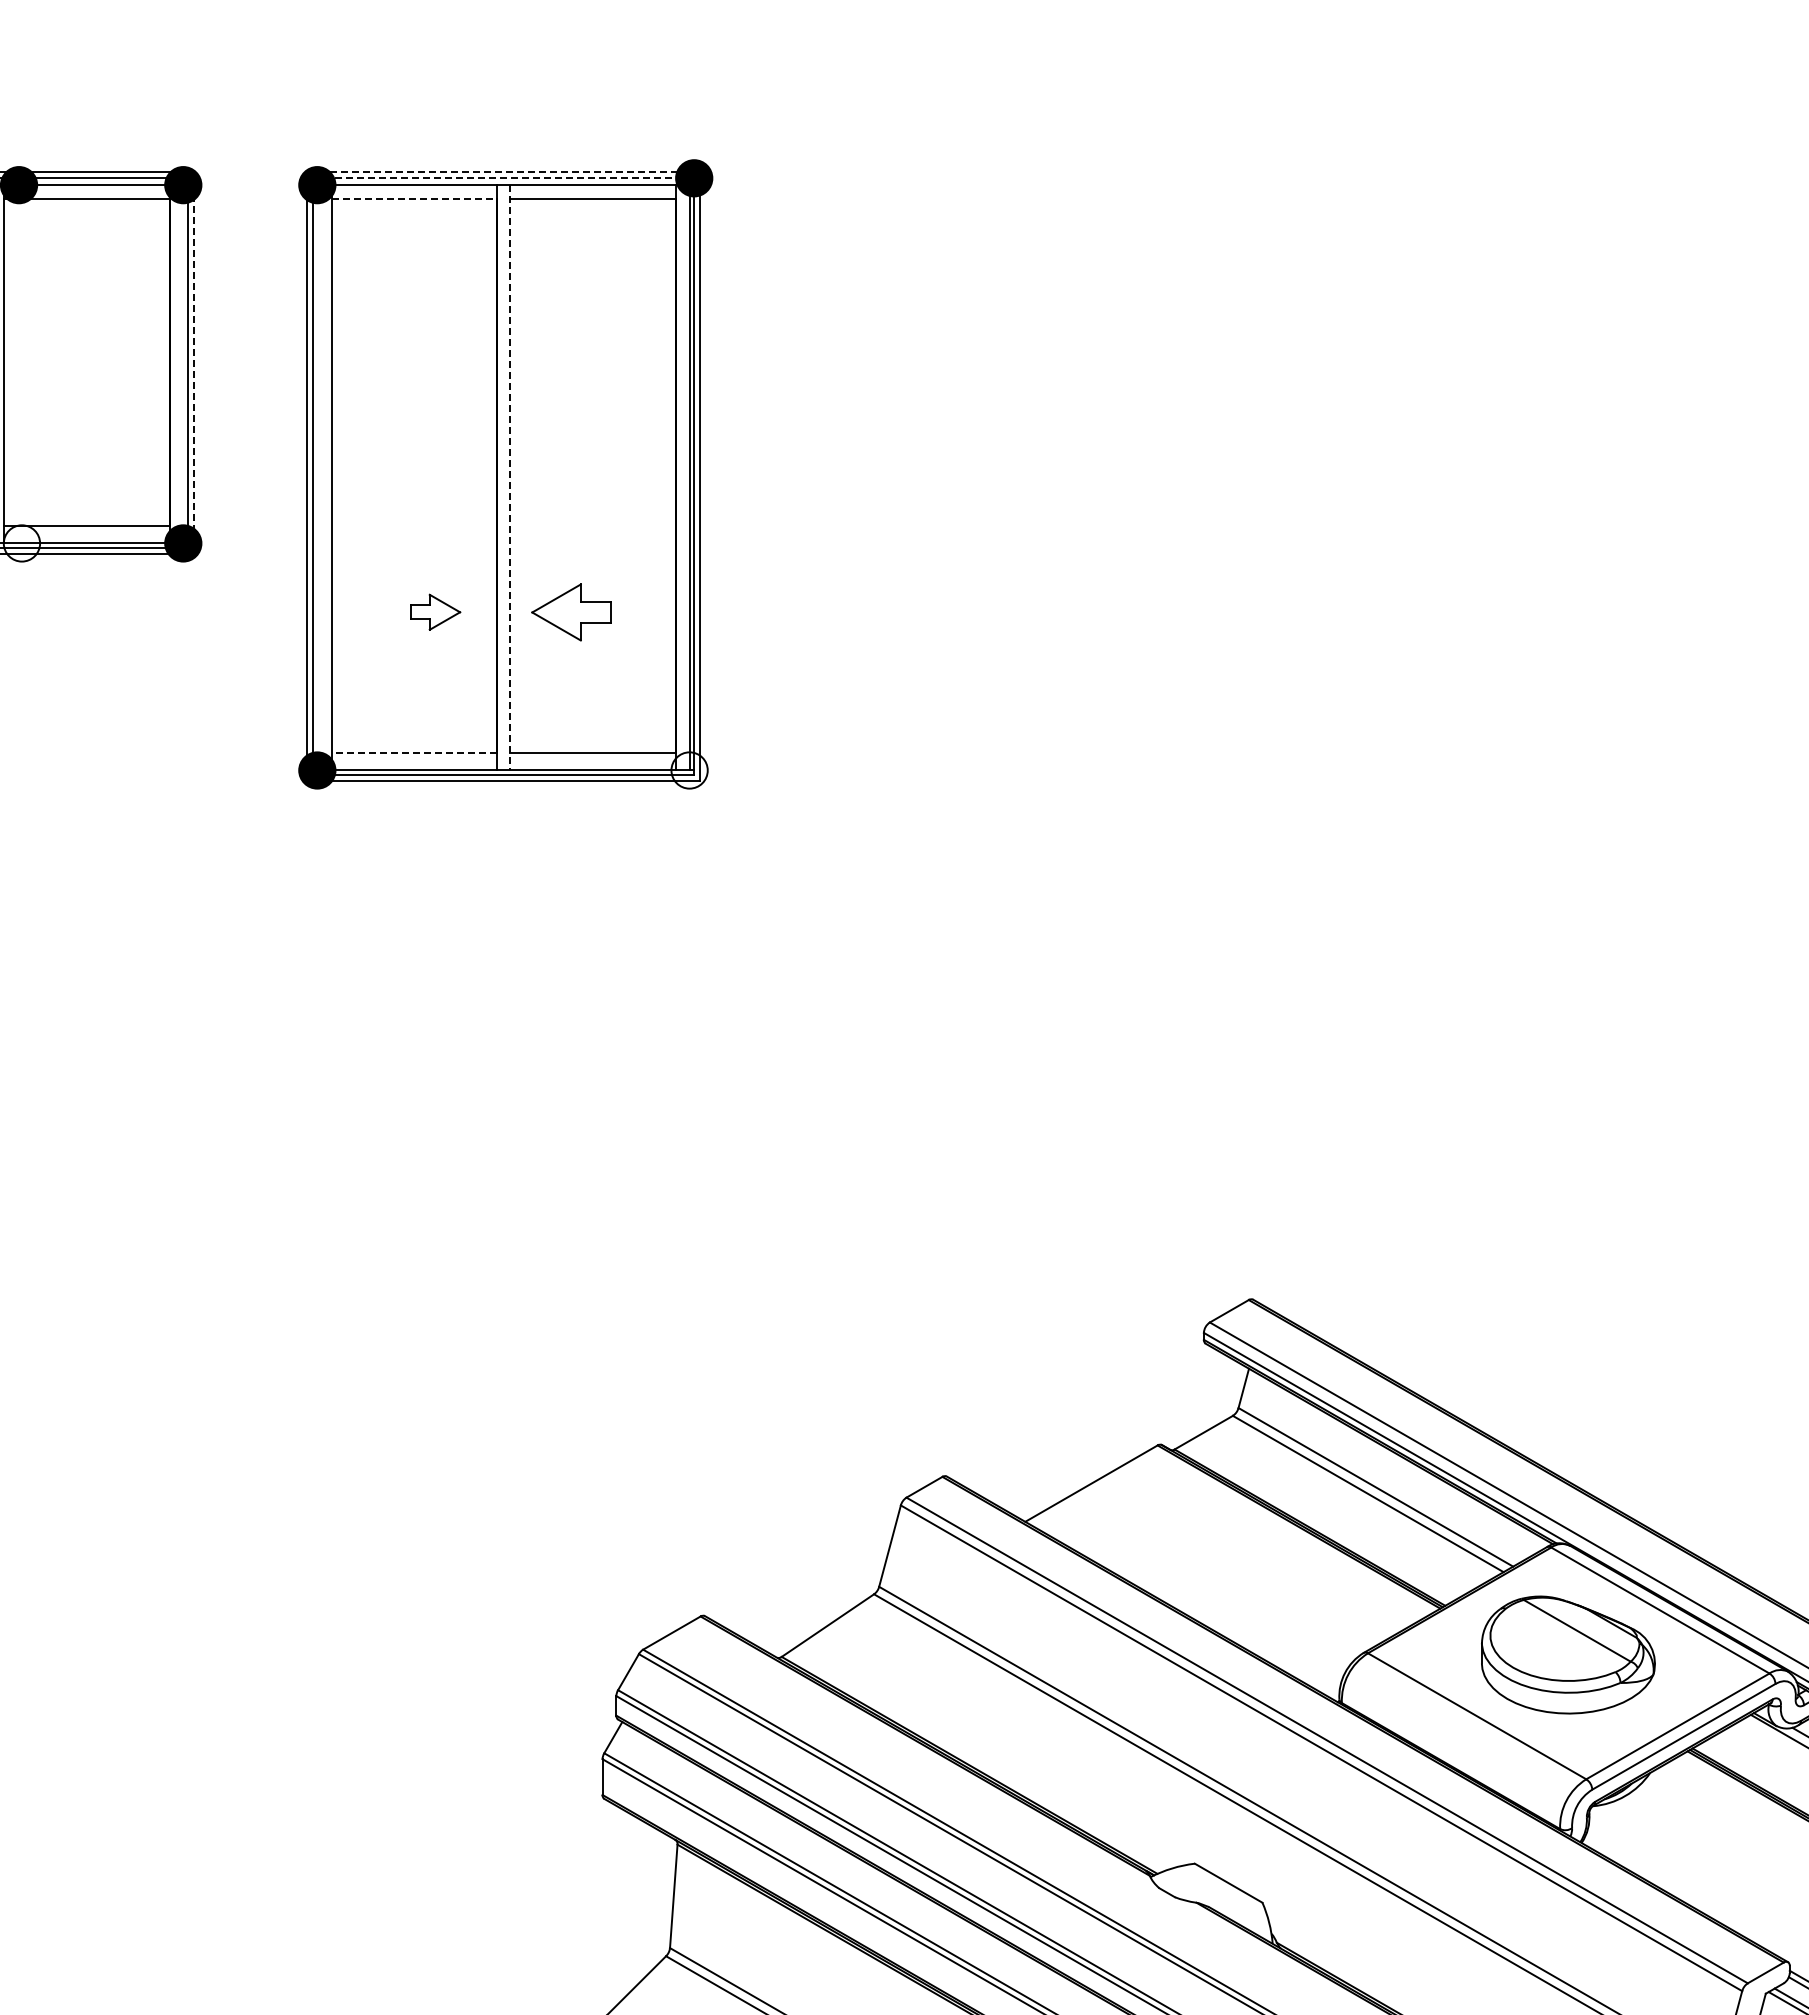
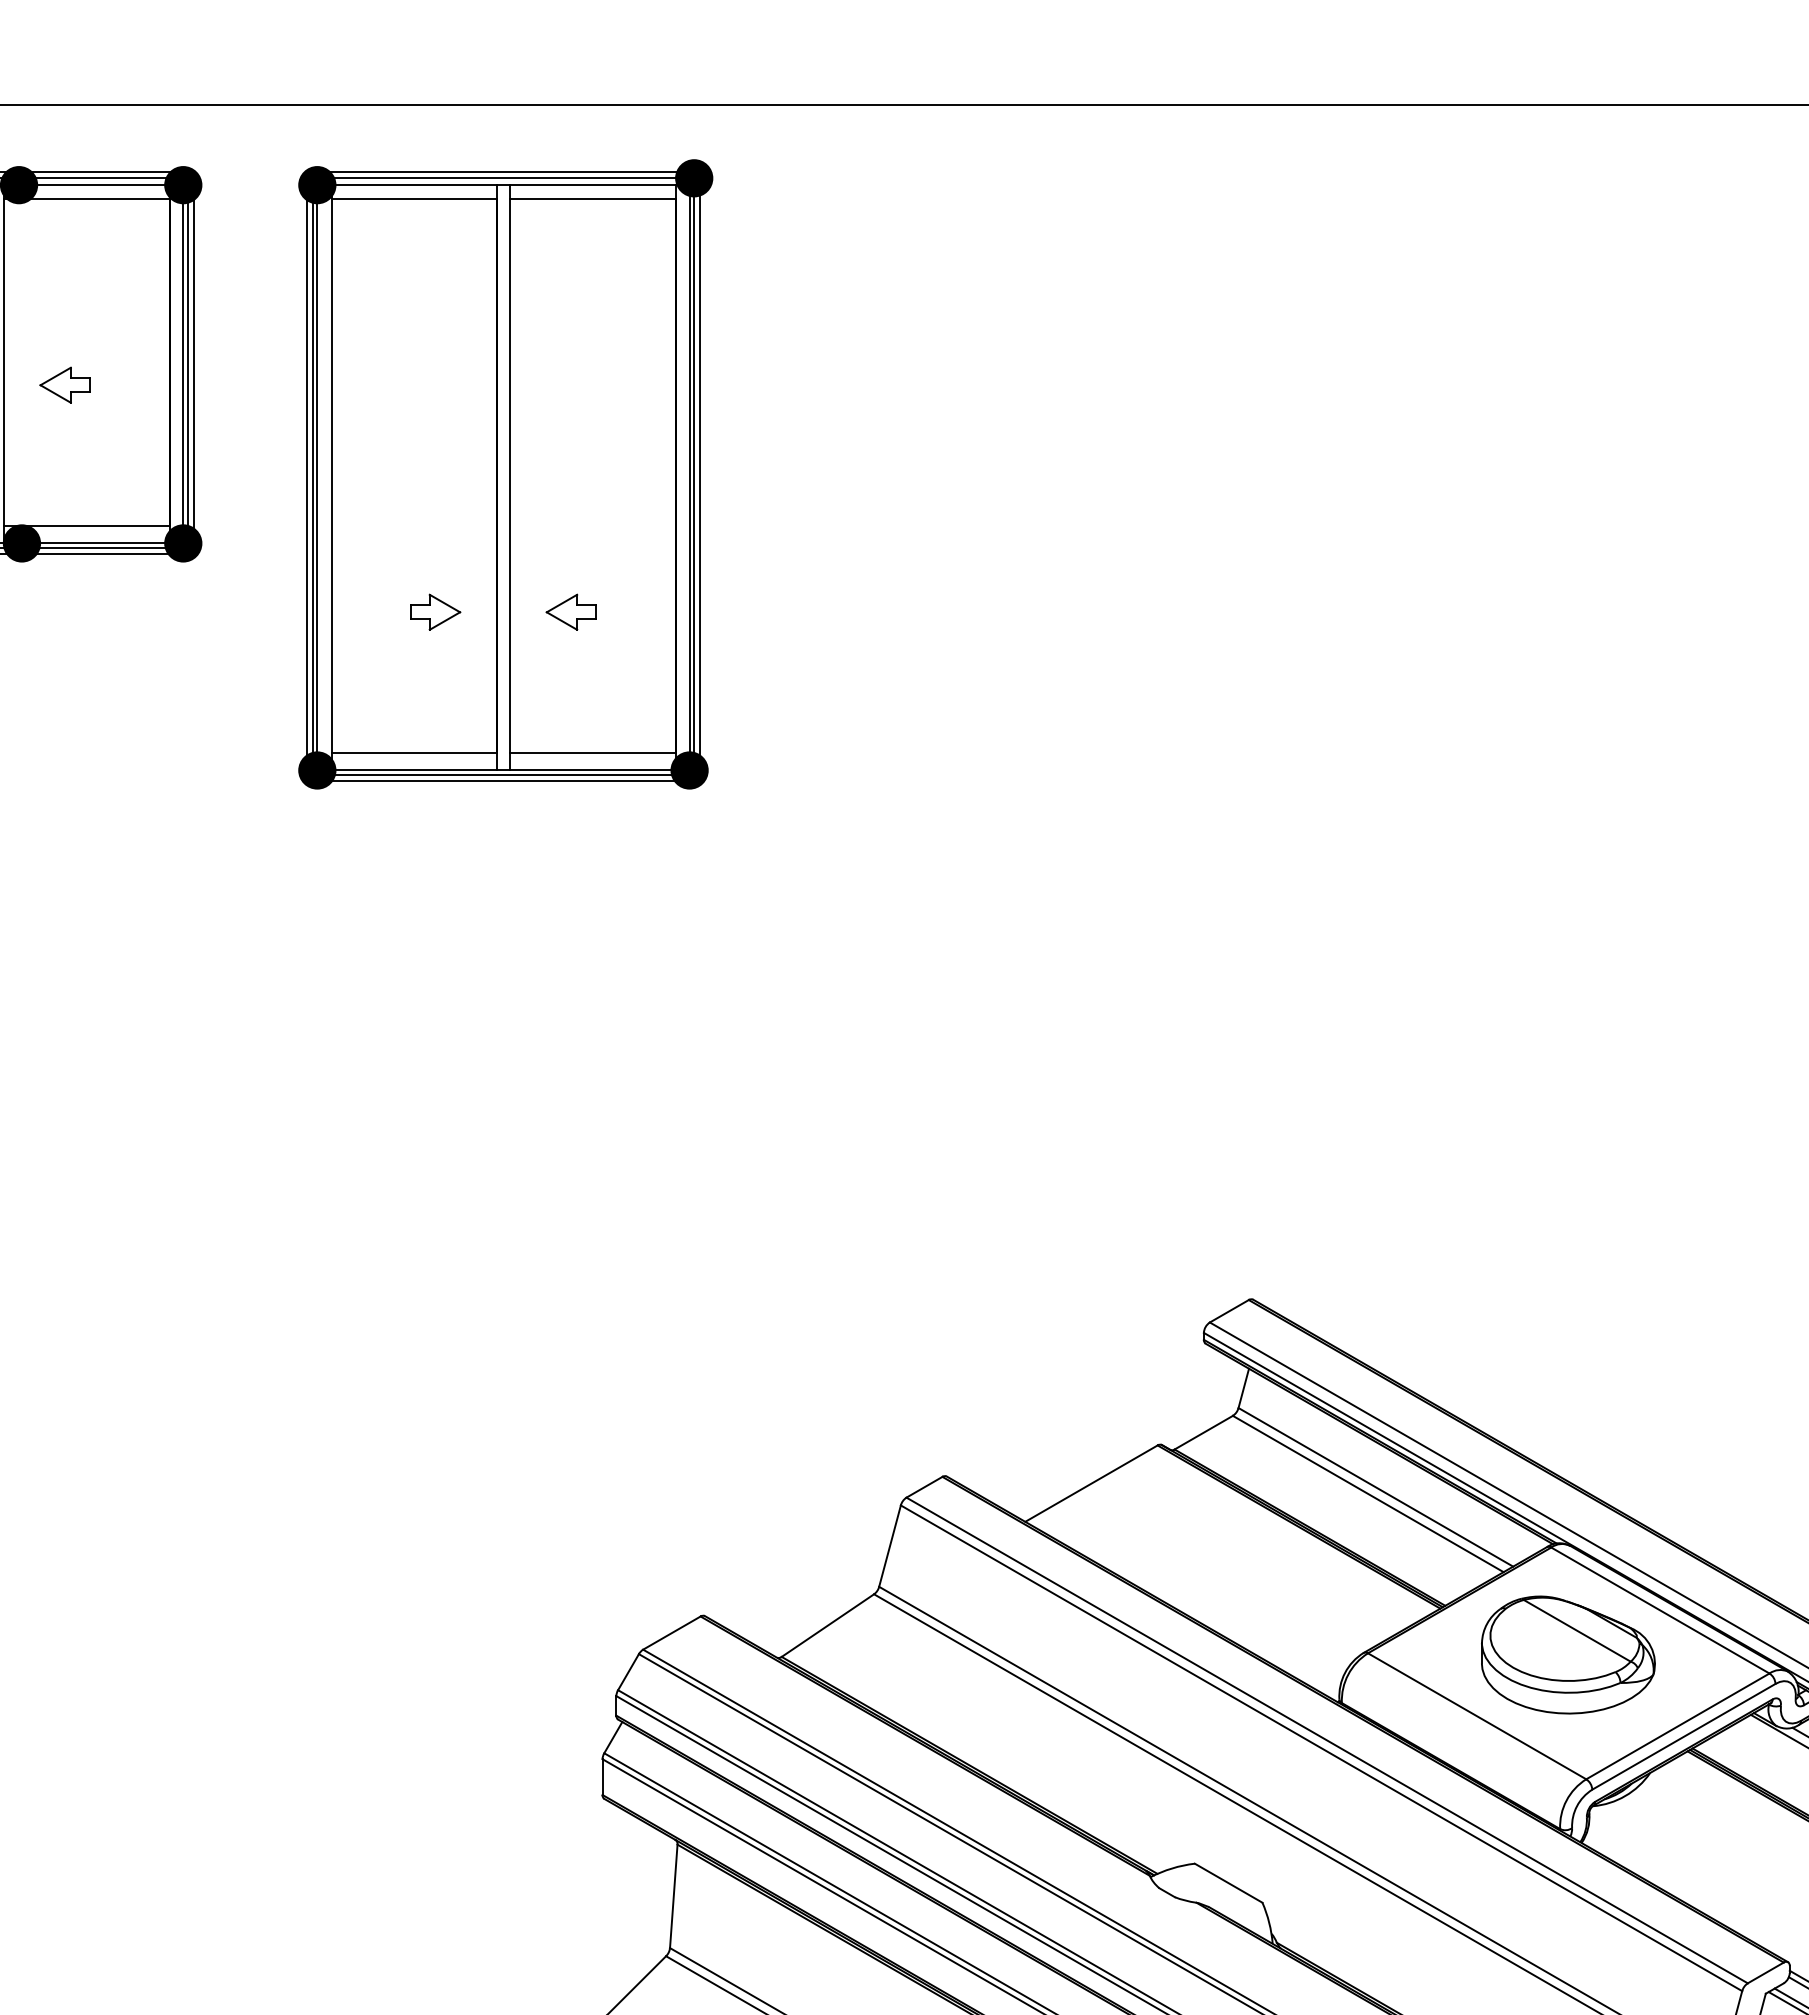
line: none -> present (903, 104)
line: dashed -> solid (503, 172)
line: dashed -> solid (503, 178)
line: dashed -> solid (414, 198)
line: dashed -> solid (193, 363)
line: none -> present (183, 364)
part: none -> present (64, 384)
line: none -> present (317, 477)
line: dashed -> solid (510, 477)
fill: none -> present (21, 543)
part size: 81x59 px -> 52x38 px (570, 611)
line: dashed -> solid (413, 753)
fill: none -> present (689, 770)
